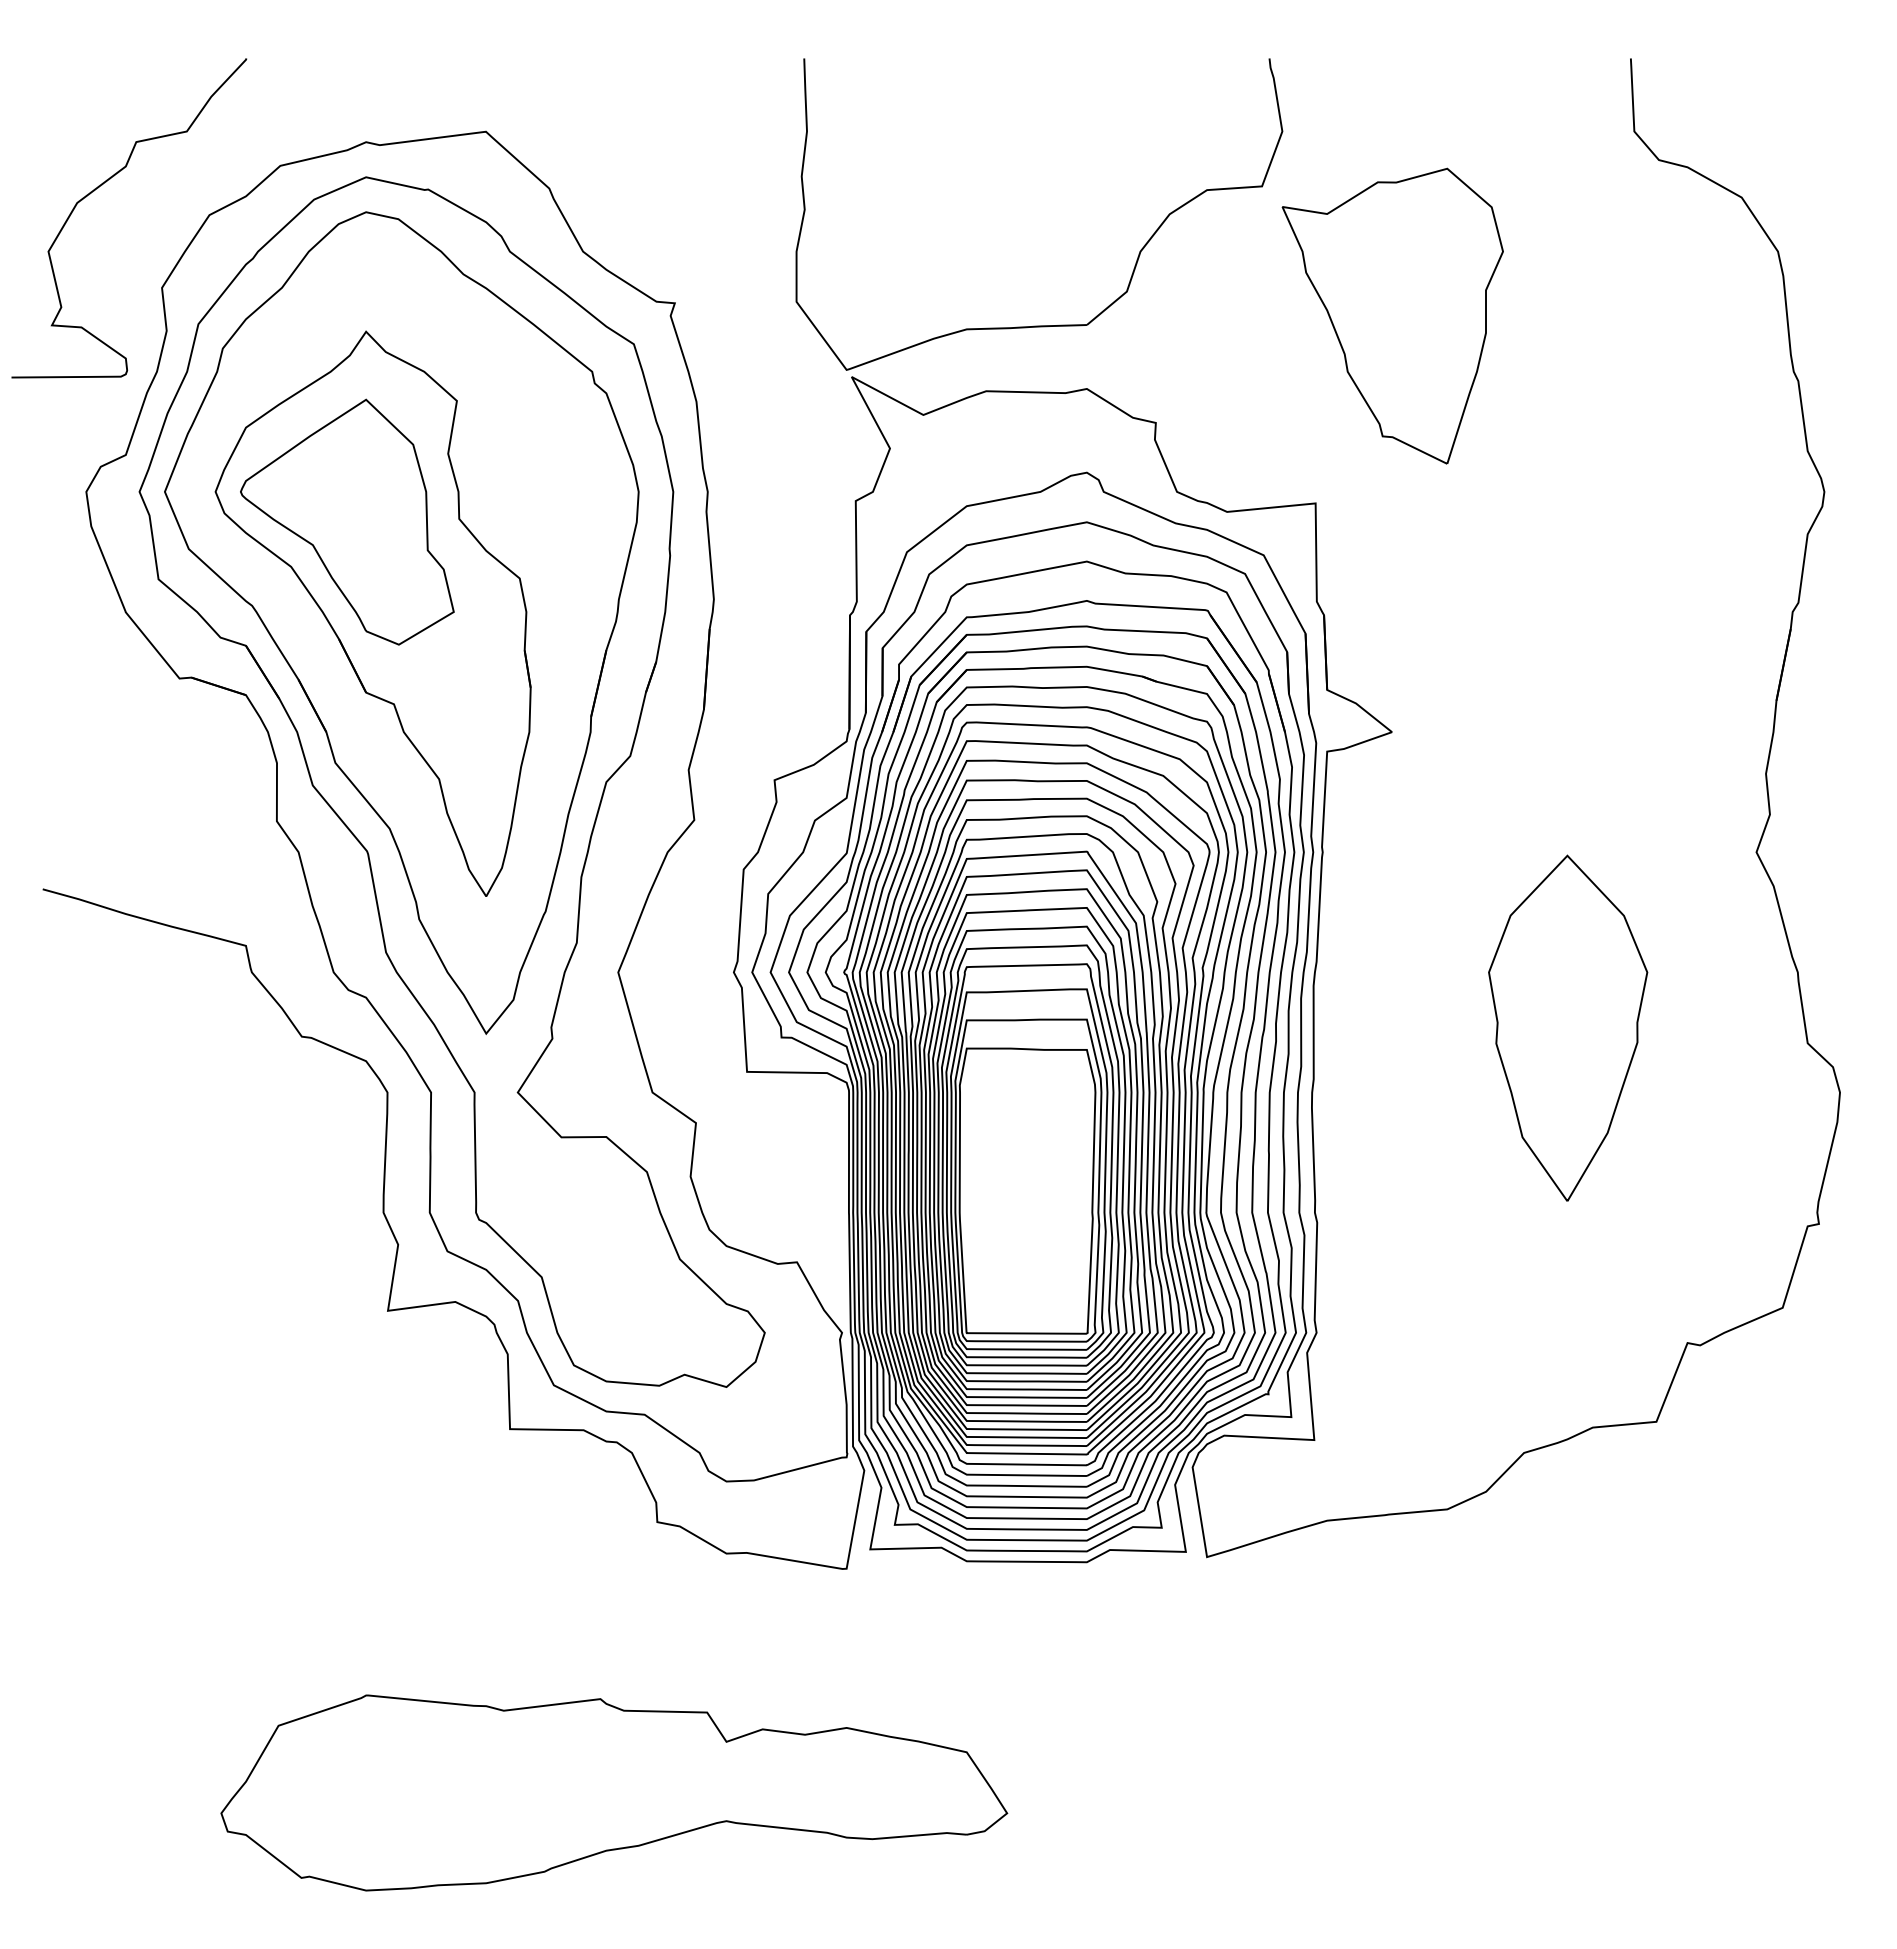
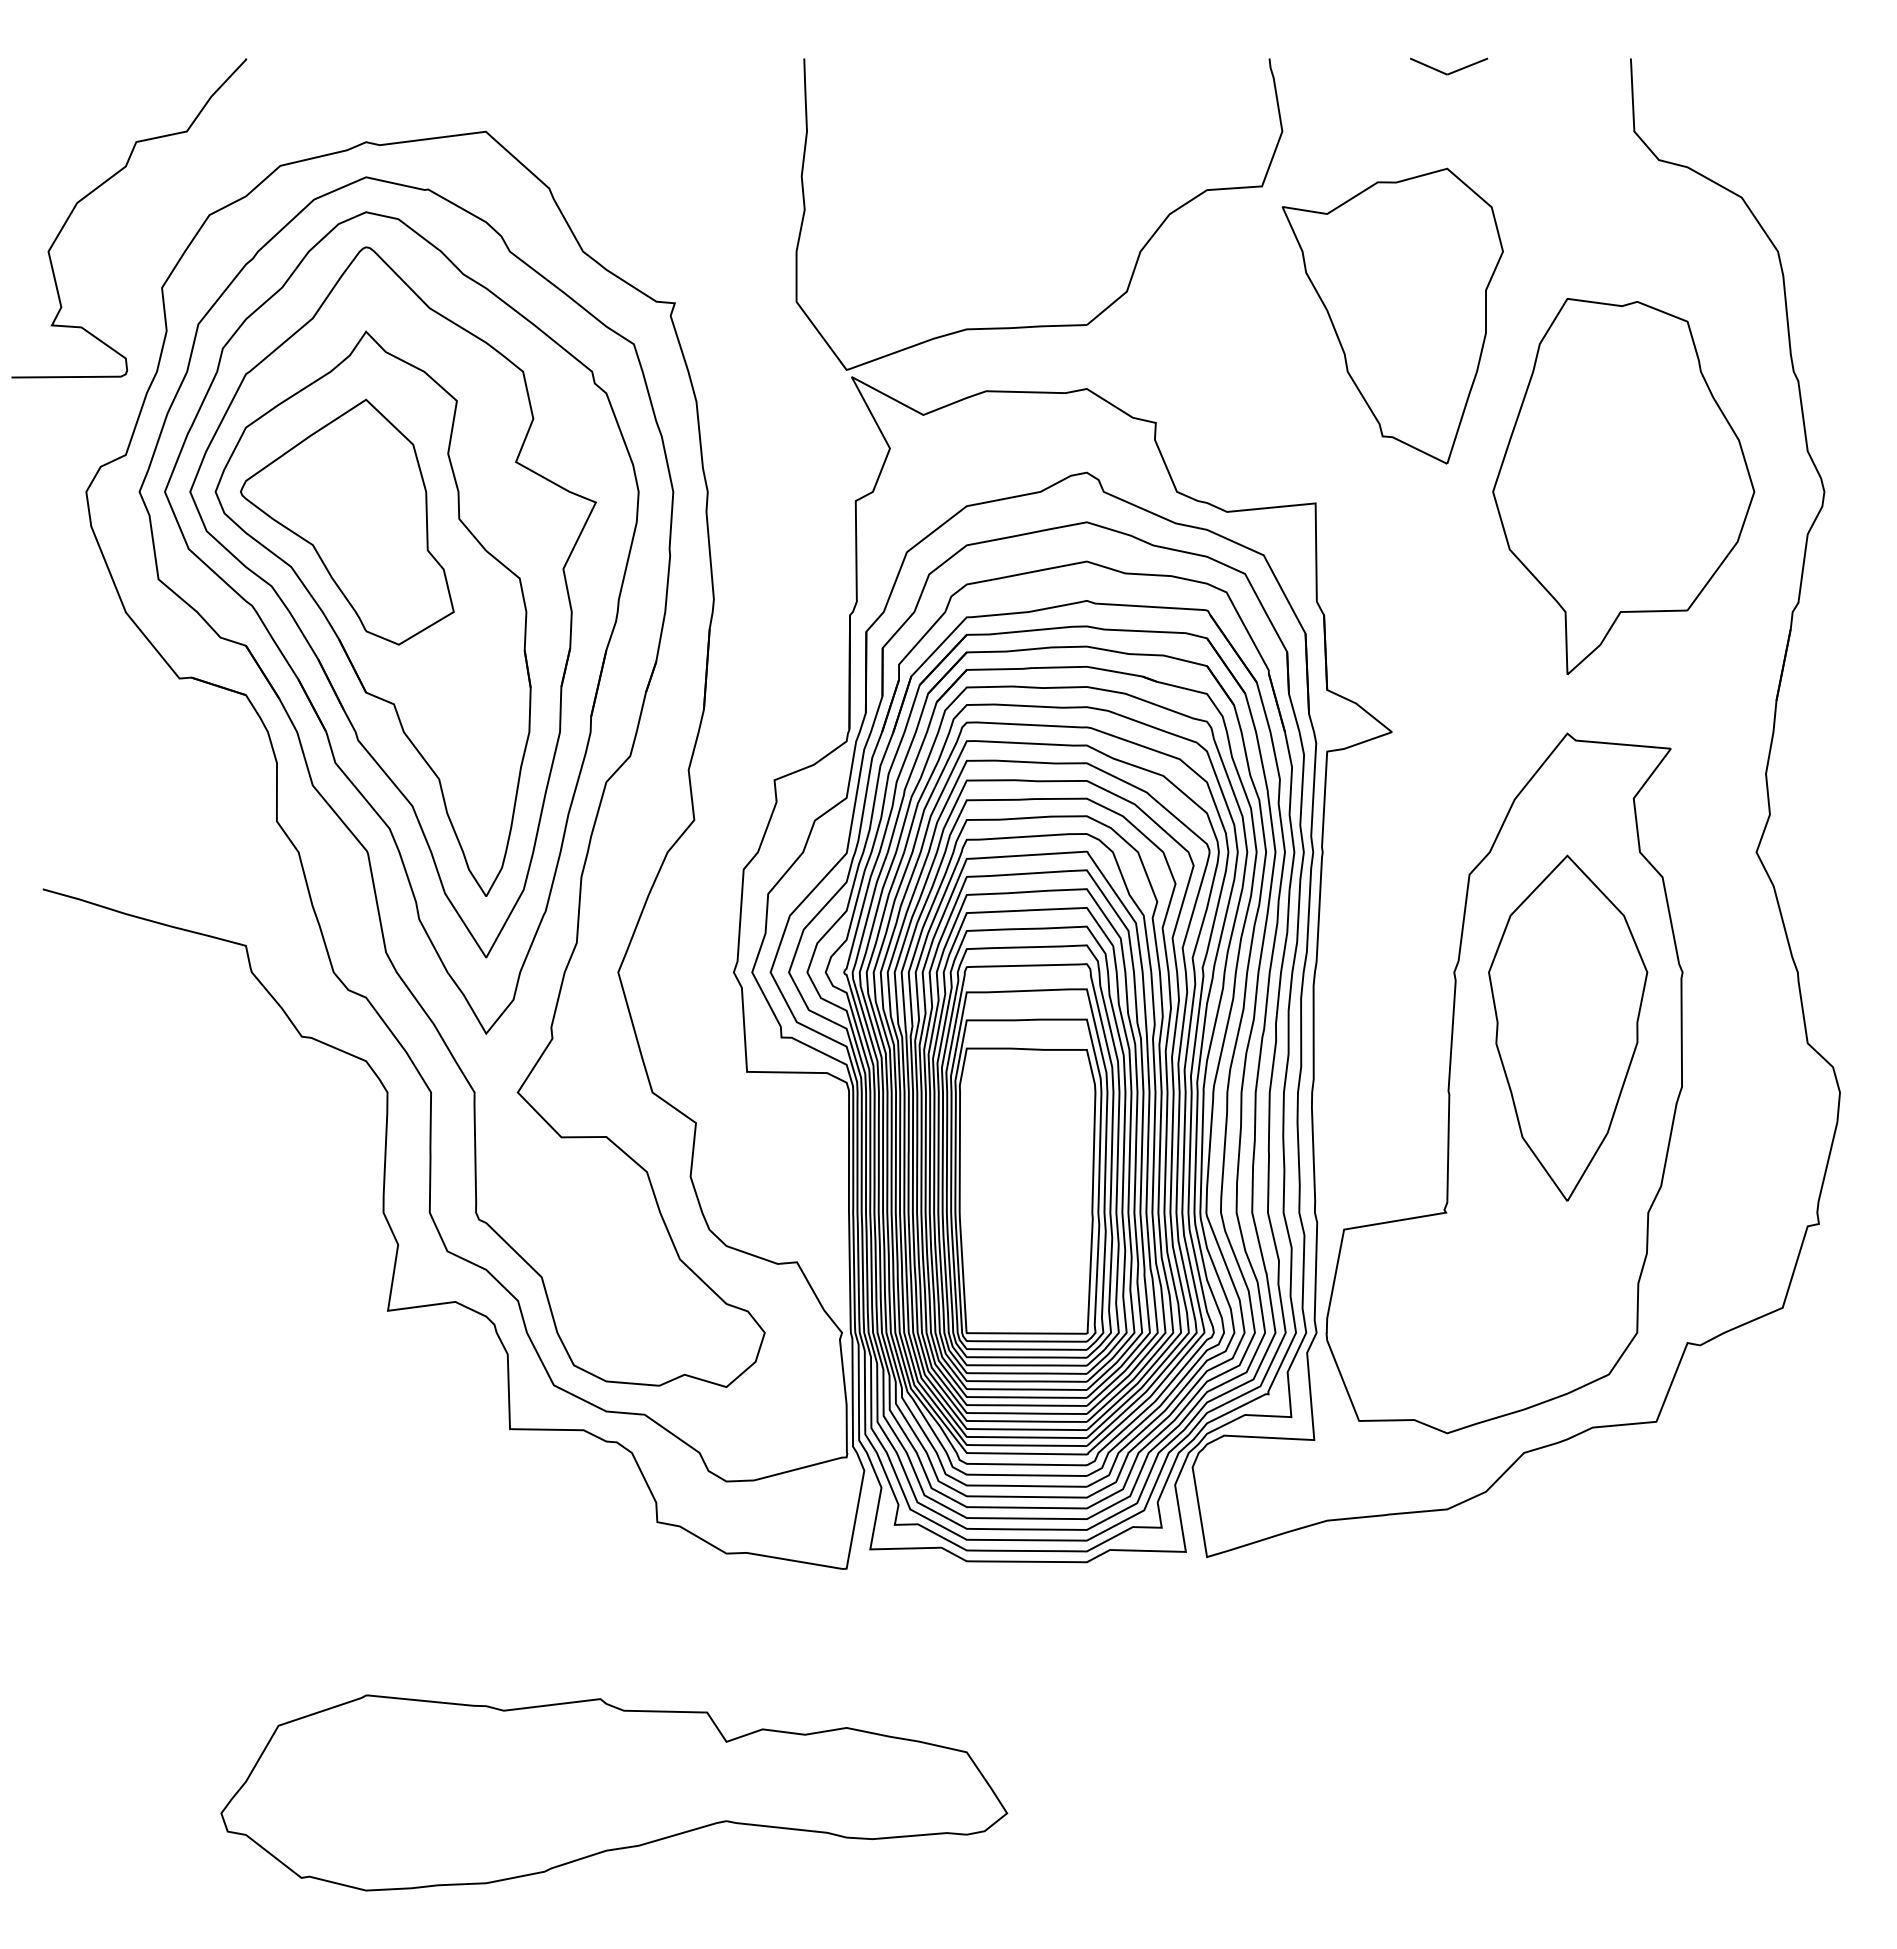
part: none -> present (1449, 66)
part: none -> present (1623, 485)
part: none -> present (392, 602)
part: none -> present (1504, 1083)
